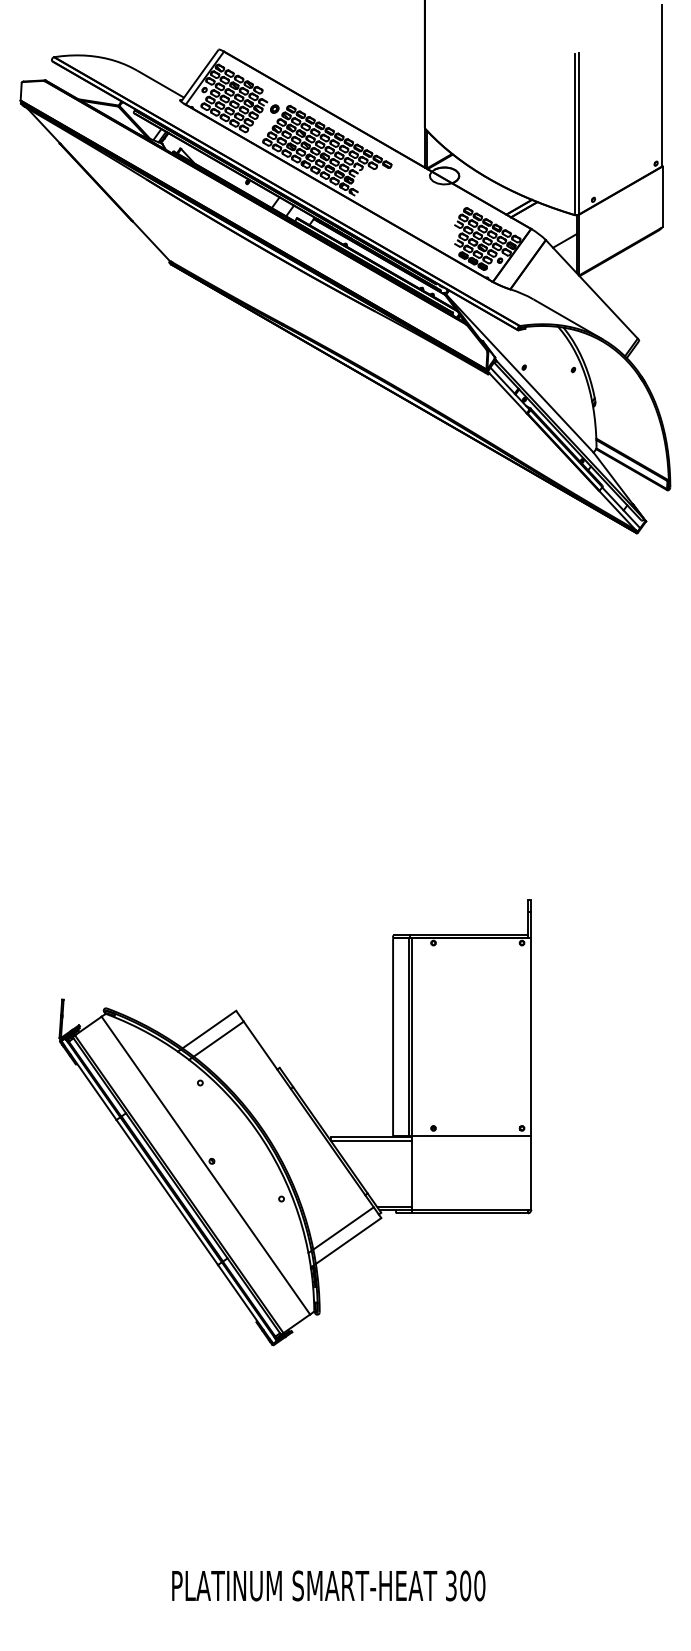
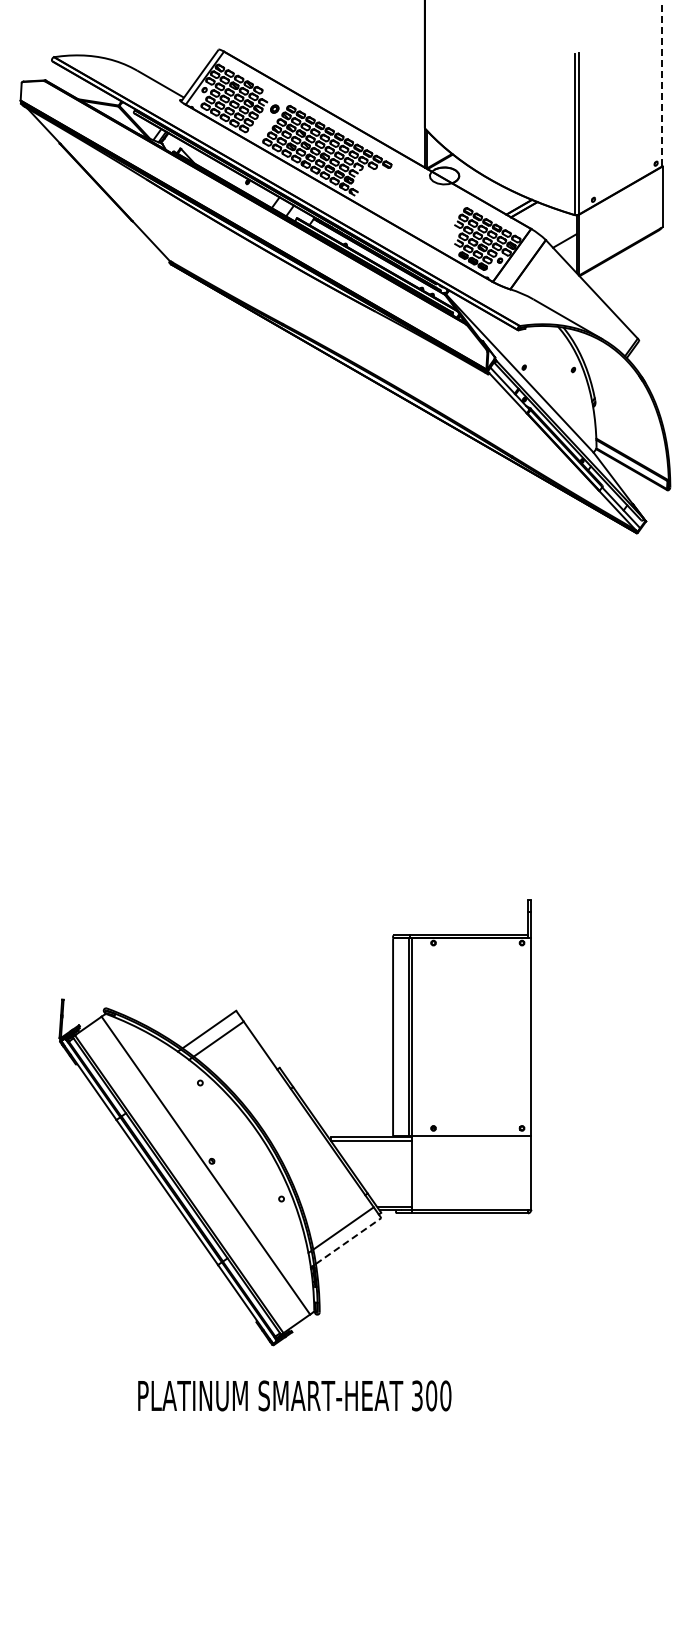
line: solid -> dashed (662, 85)
line: solid -> dashed (348, 1241)
text position: (328, 1585) -> (294, 1395) (294, 1395)
